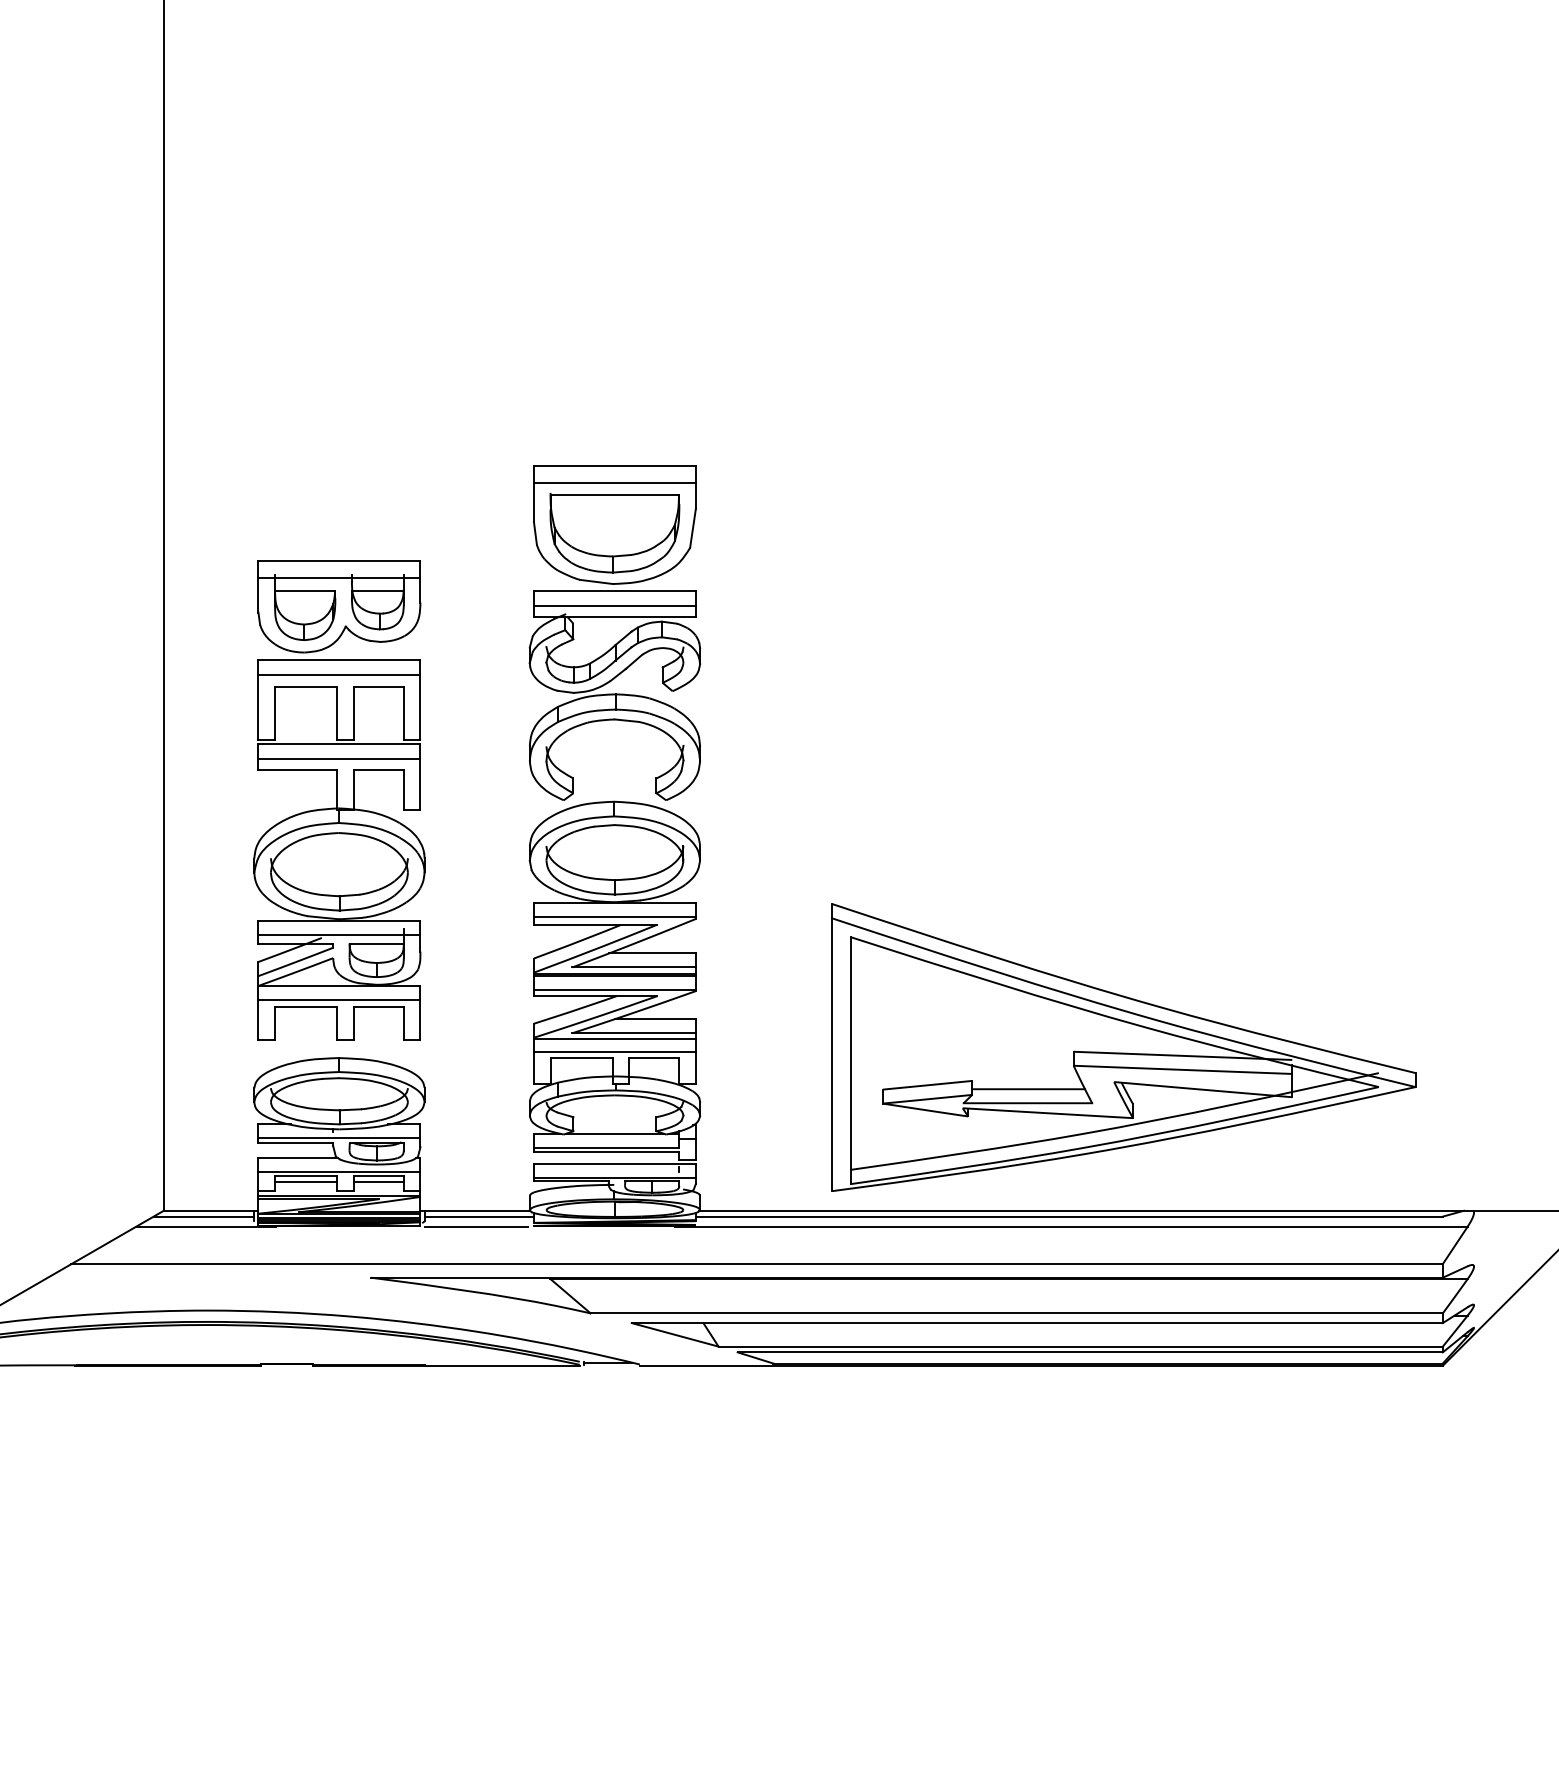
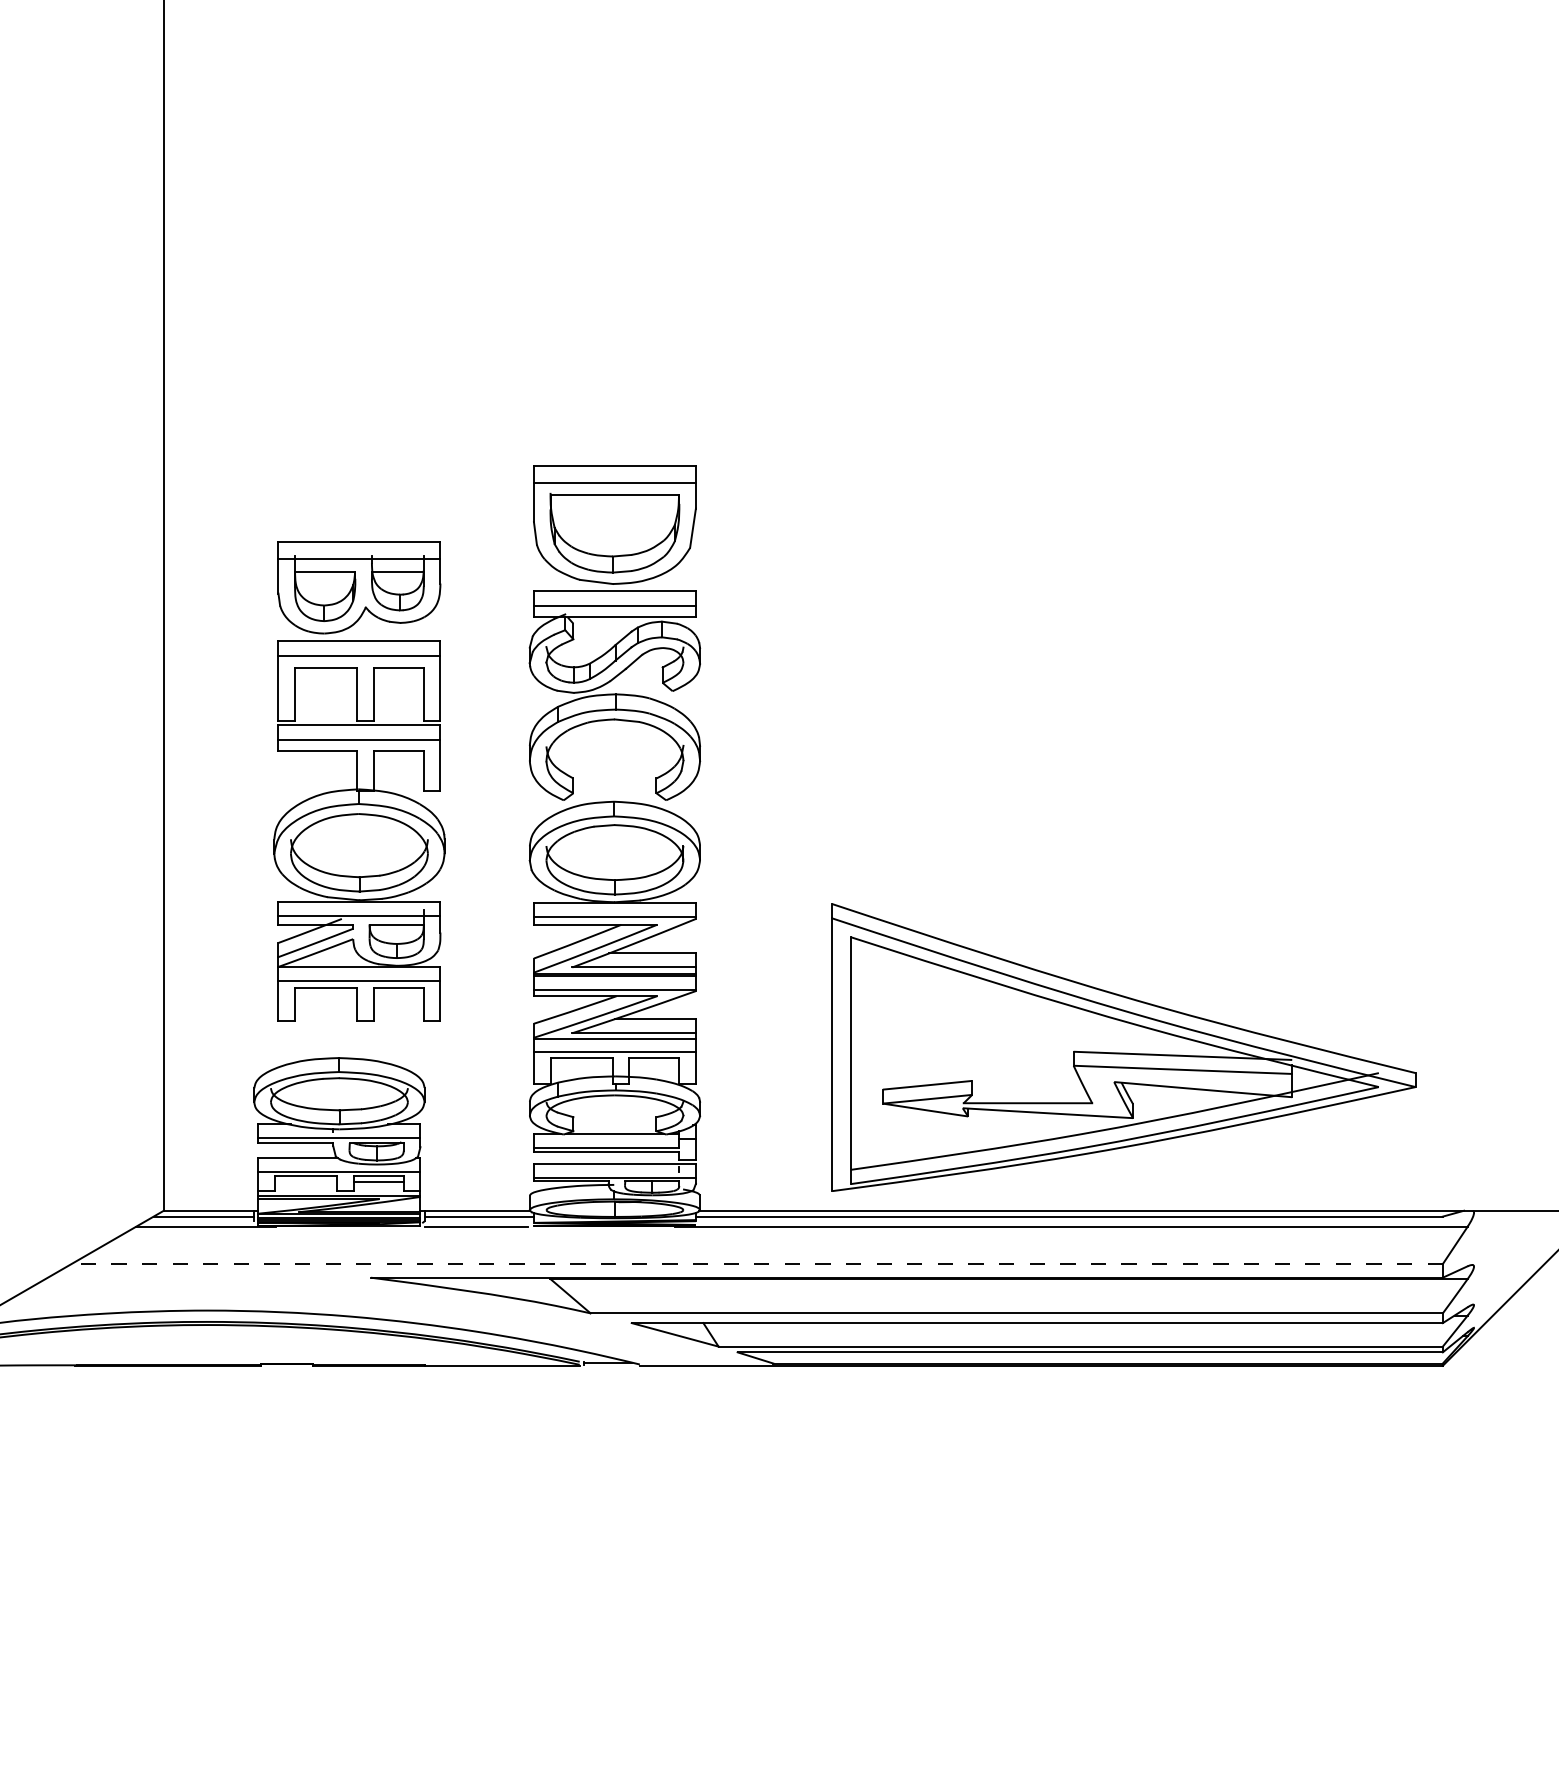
part position: (339, 800) -> (359, 781) (359, 781)
line: present -> none (1028, 1089)
line: present -> none (306, 1182)
line: solid -> dashed (757, 1264)
